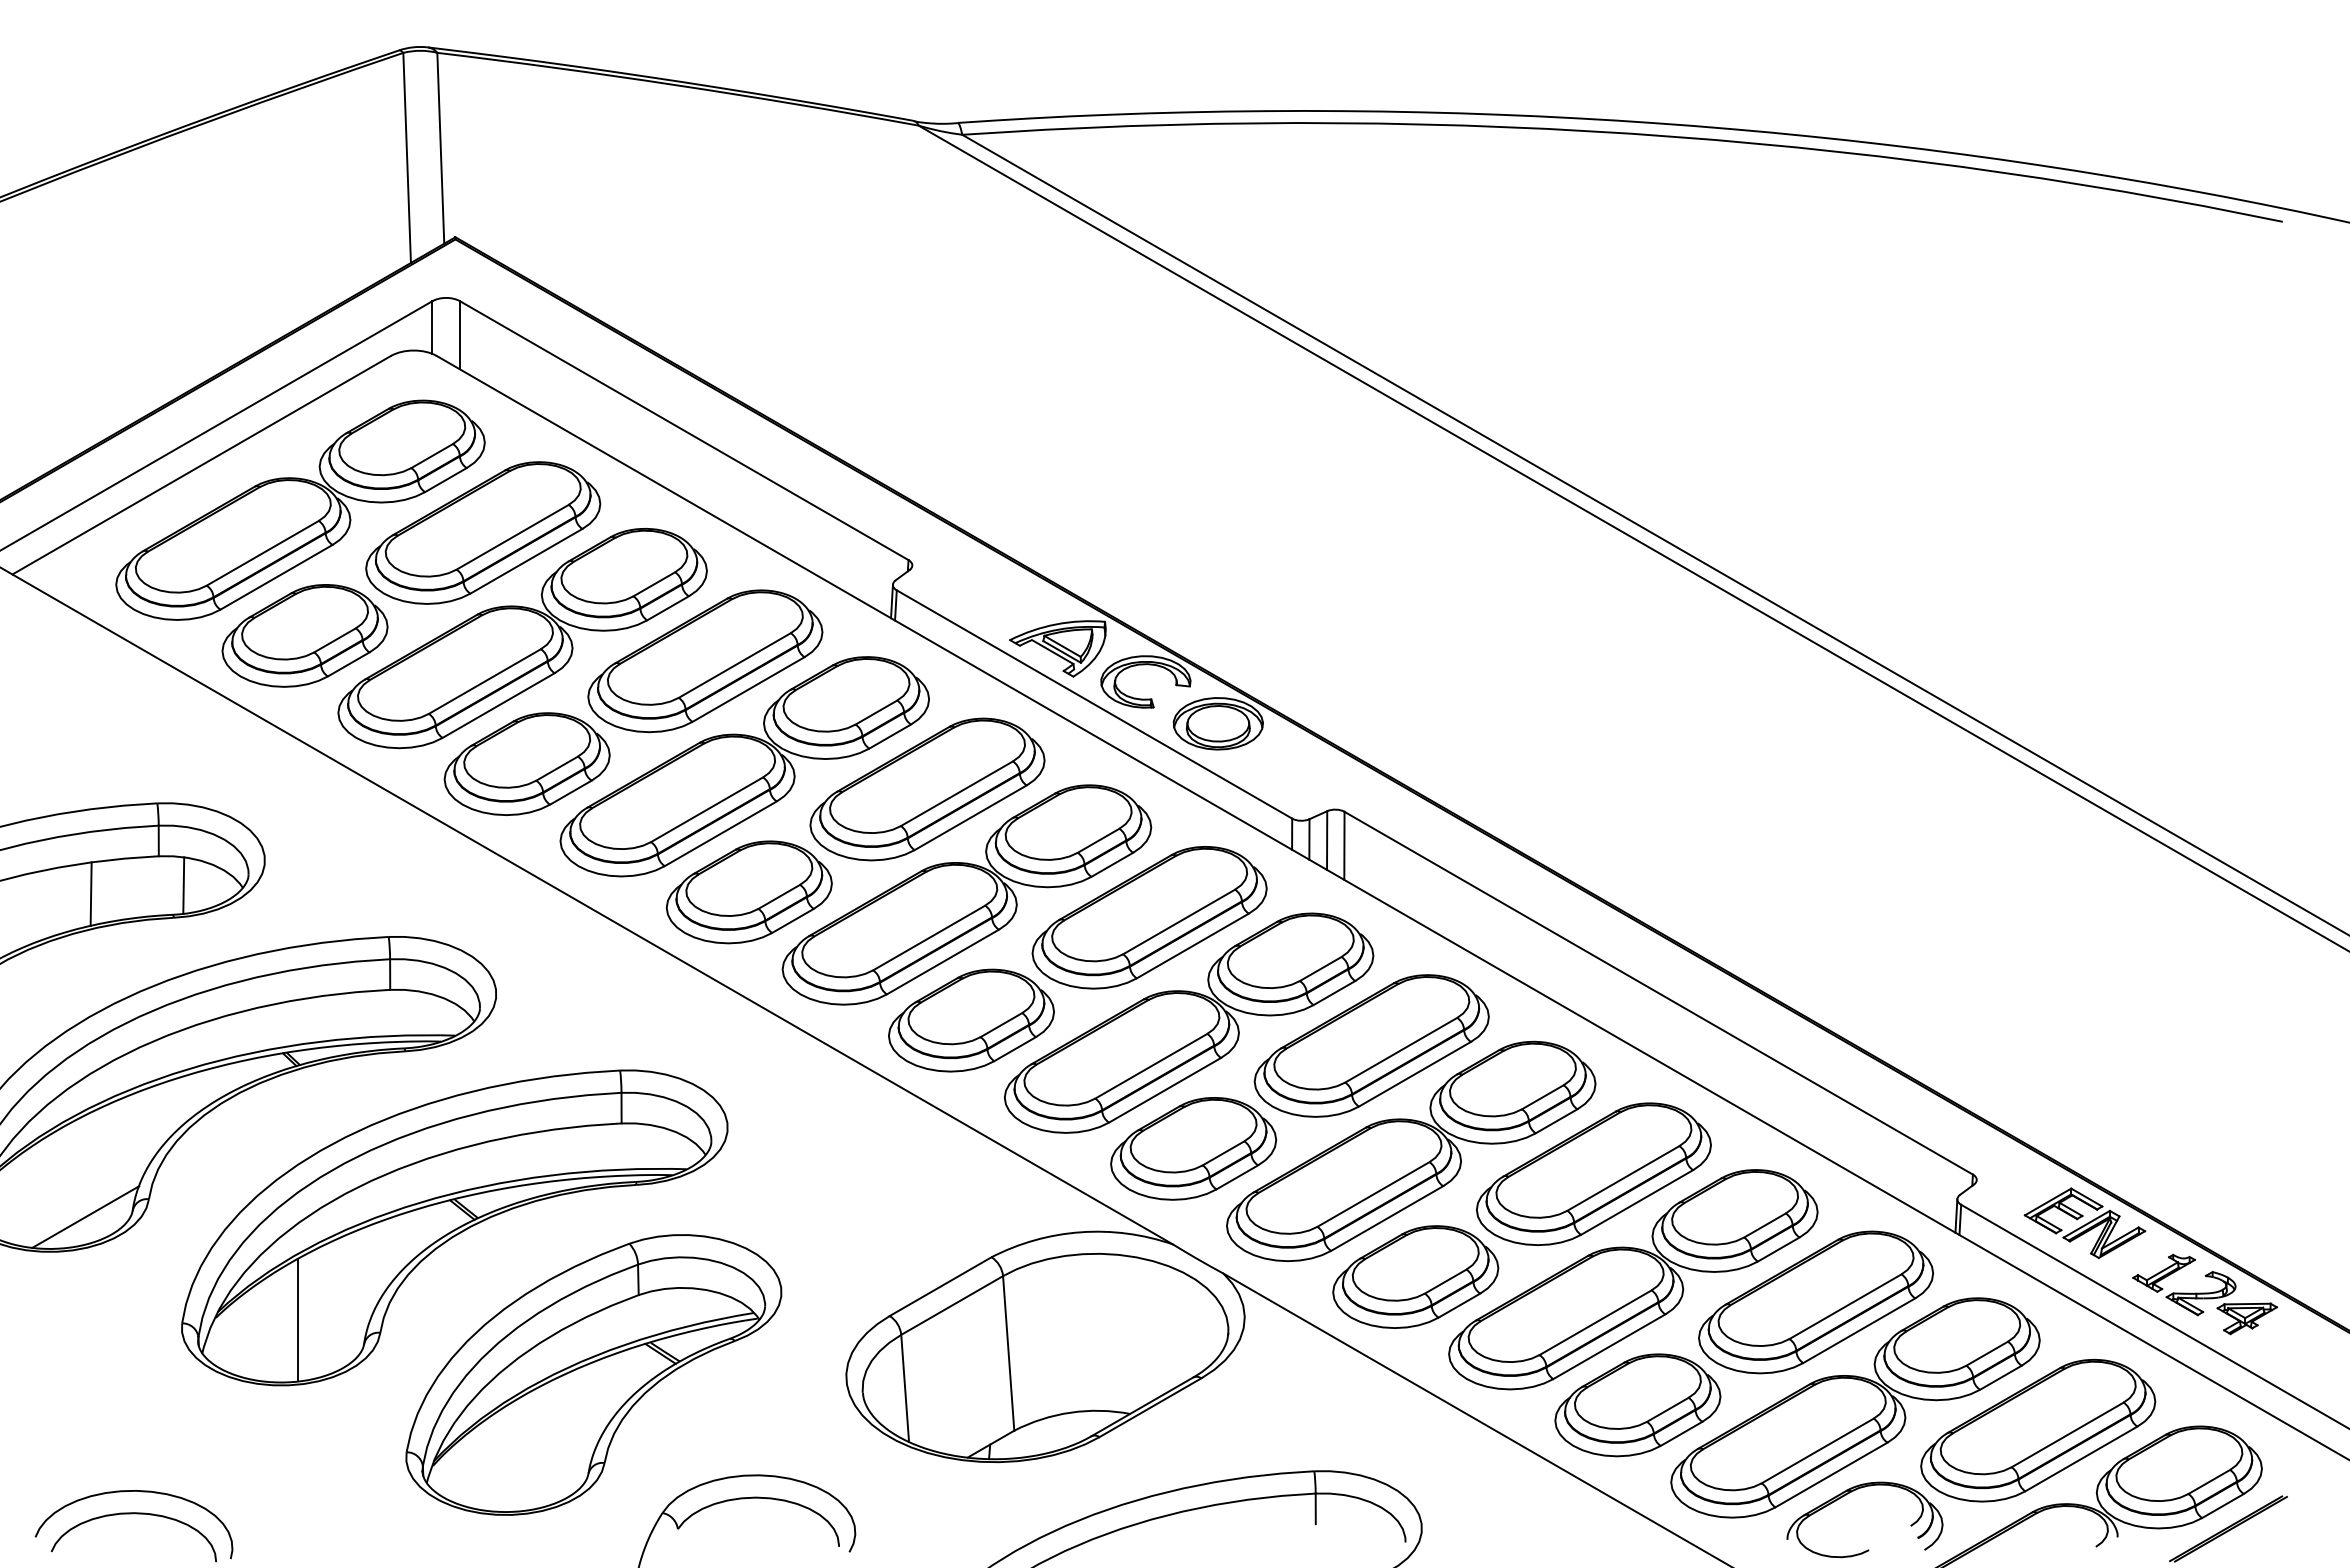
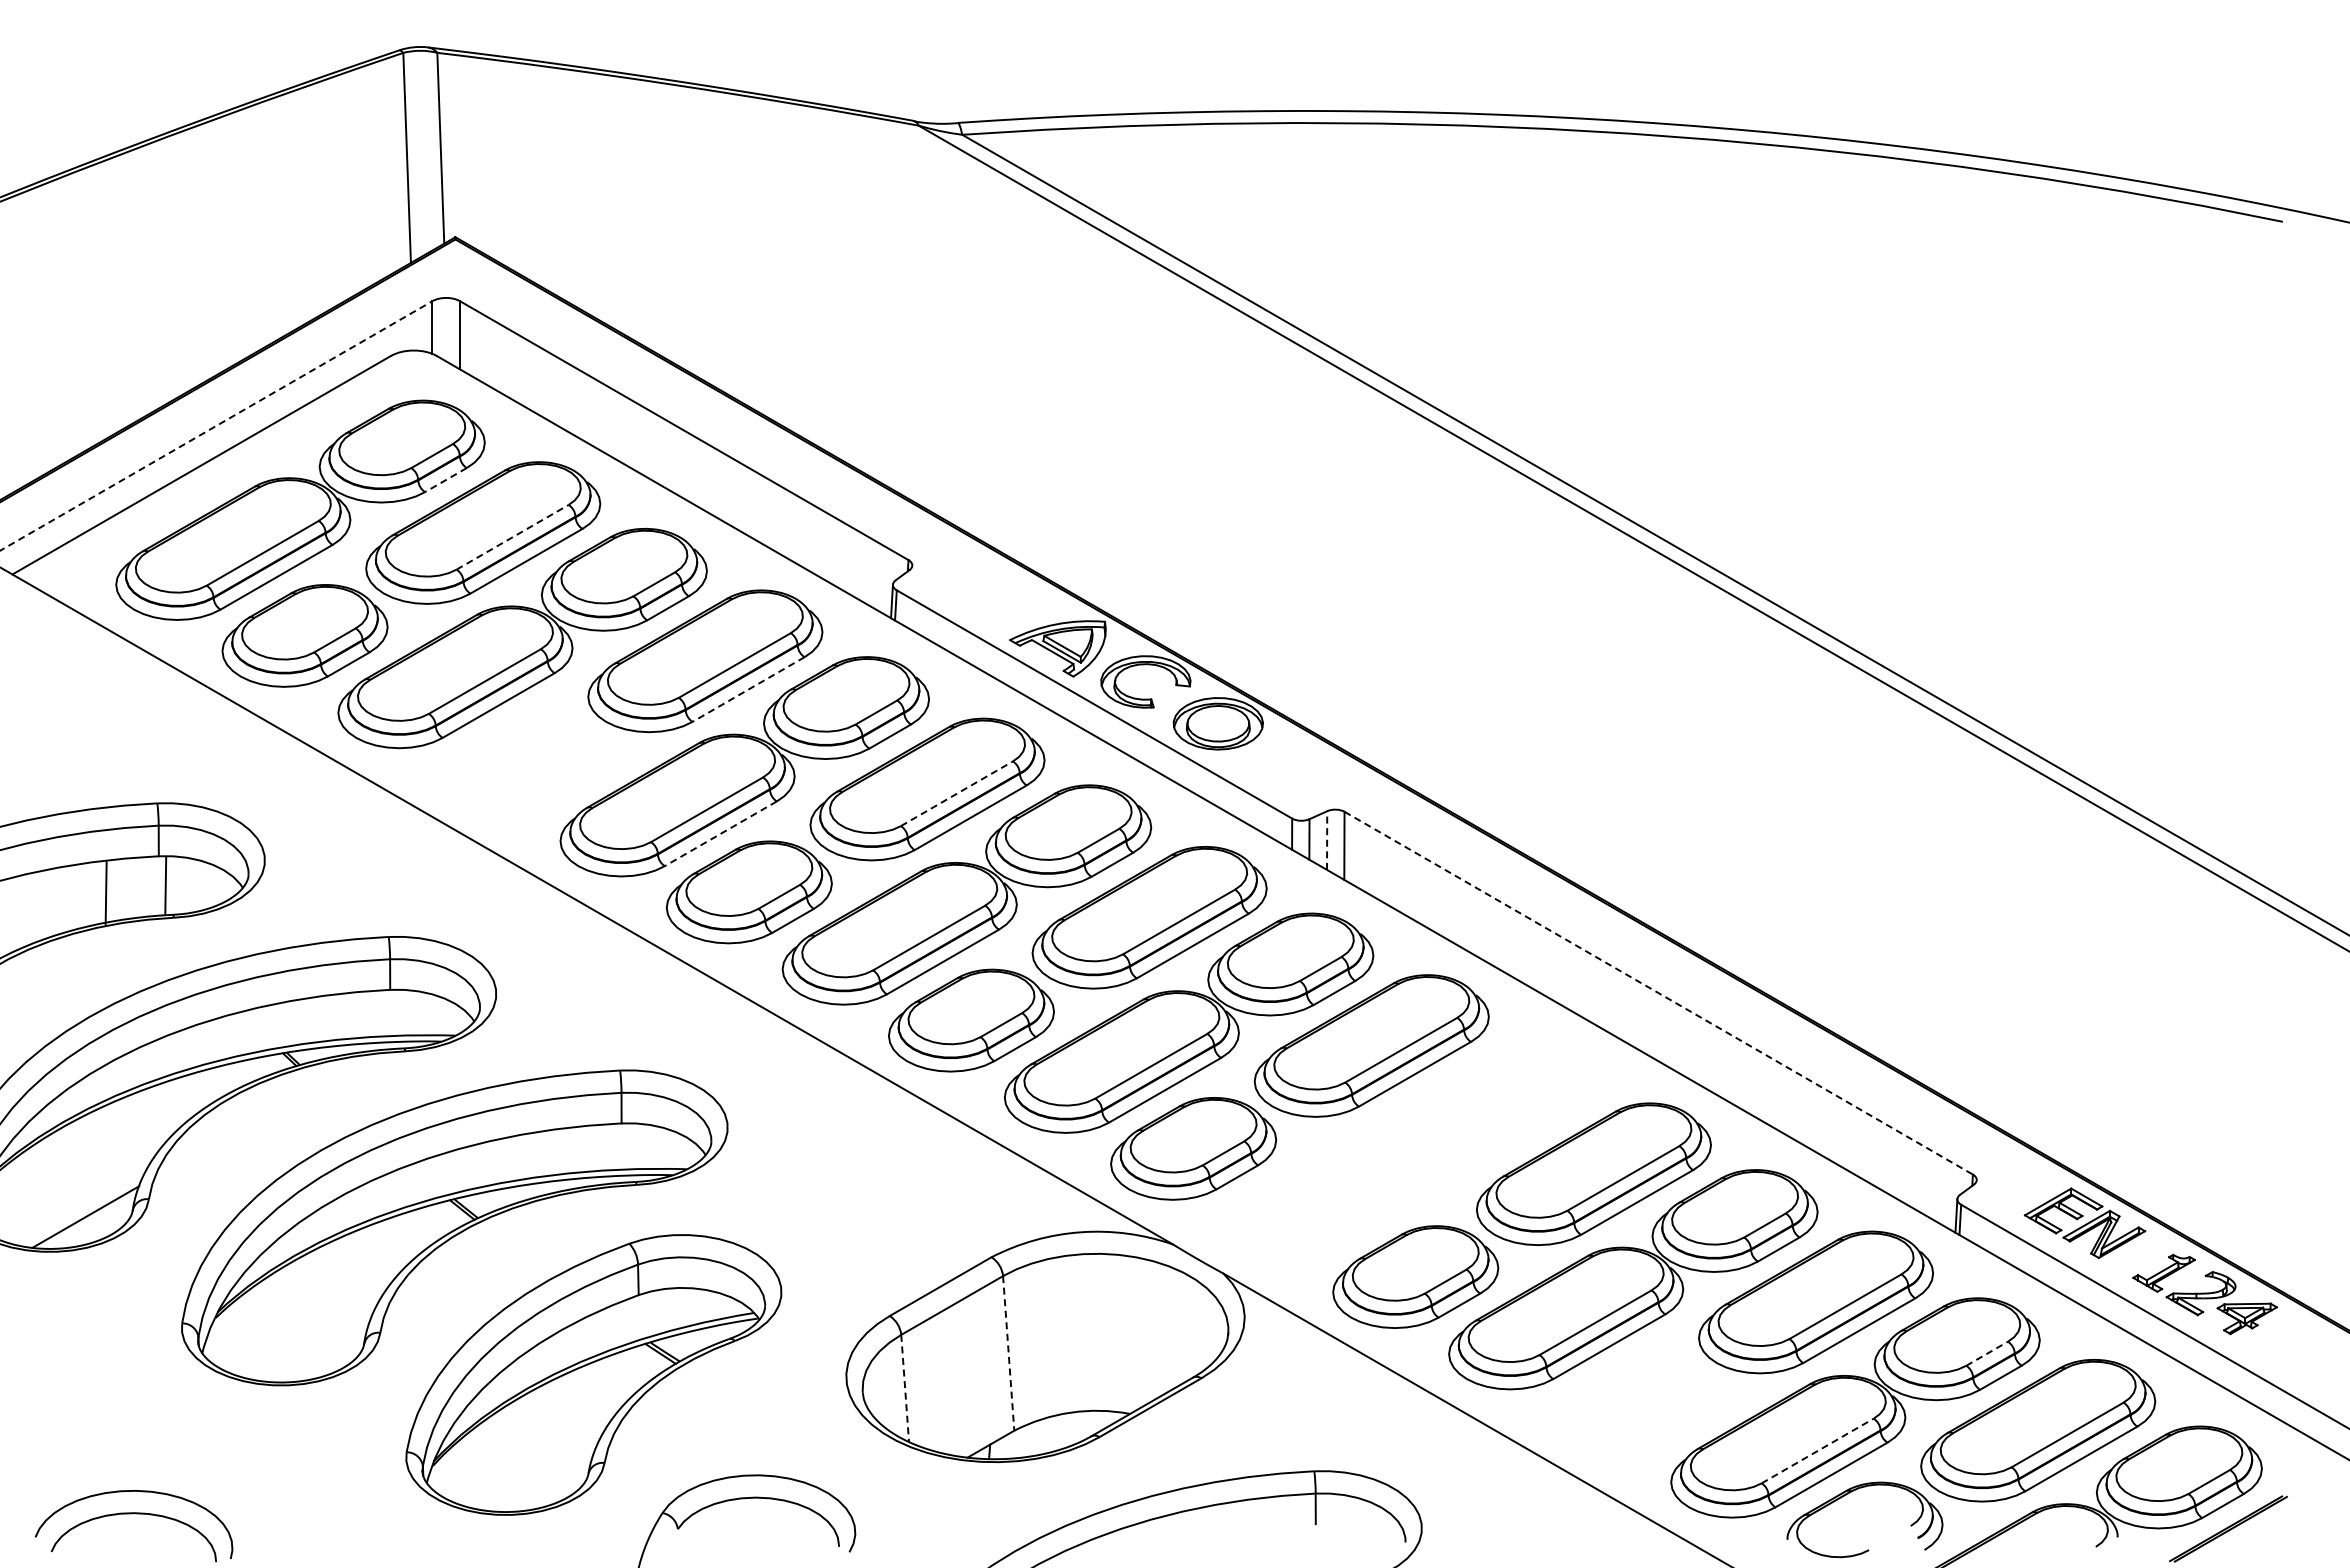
line: solid -> dashed (216, 425)
line: solid -> dashed (445, 480)
line: solid -> dashed (512, 537)
line: solid -> dashed (748, 689)
part: present -> none (526, 763)
line: solid -> dashed (956, 793)
line: solid -> dashed (720, 833)
line: solid -> dashed (1327, 840)
line position: (183, 885) -> (165, 885) (165, 885)
line position: (90, 893) -> (105, 893) (105, 893)
line: solid -> dashed (1658, 993)
part: present -> none (1411, 1151)
line: present -> none (298, 1319)
line: solid -> dashed (1008, 1353)
line: solid -> dashed (1987, 1353)
line: solid -> dashed (905, 1388)
part: present -> none (1637, 1405)
line: solid -> dashed (1817, 1451)
